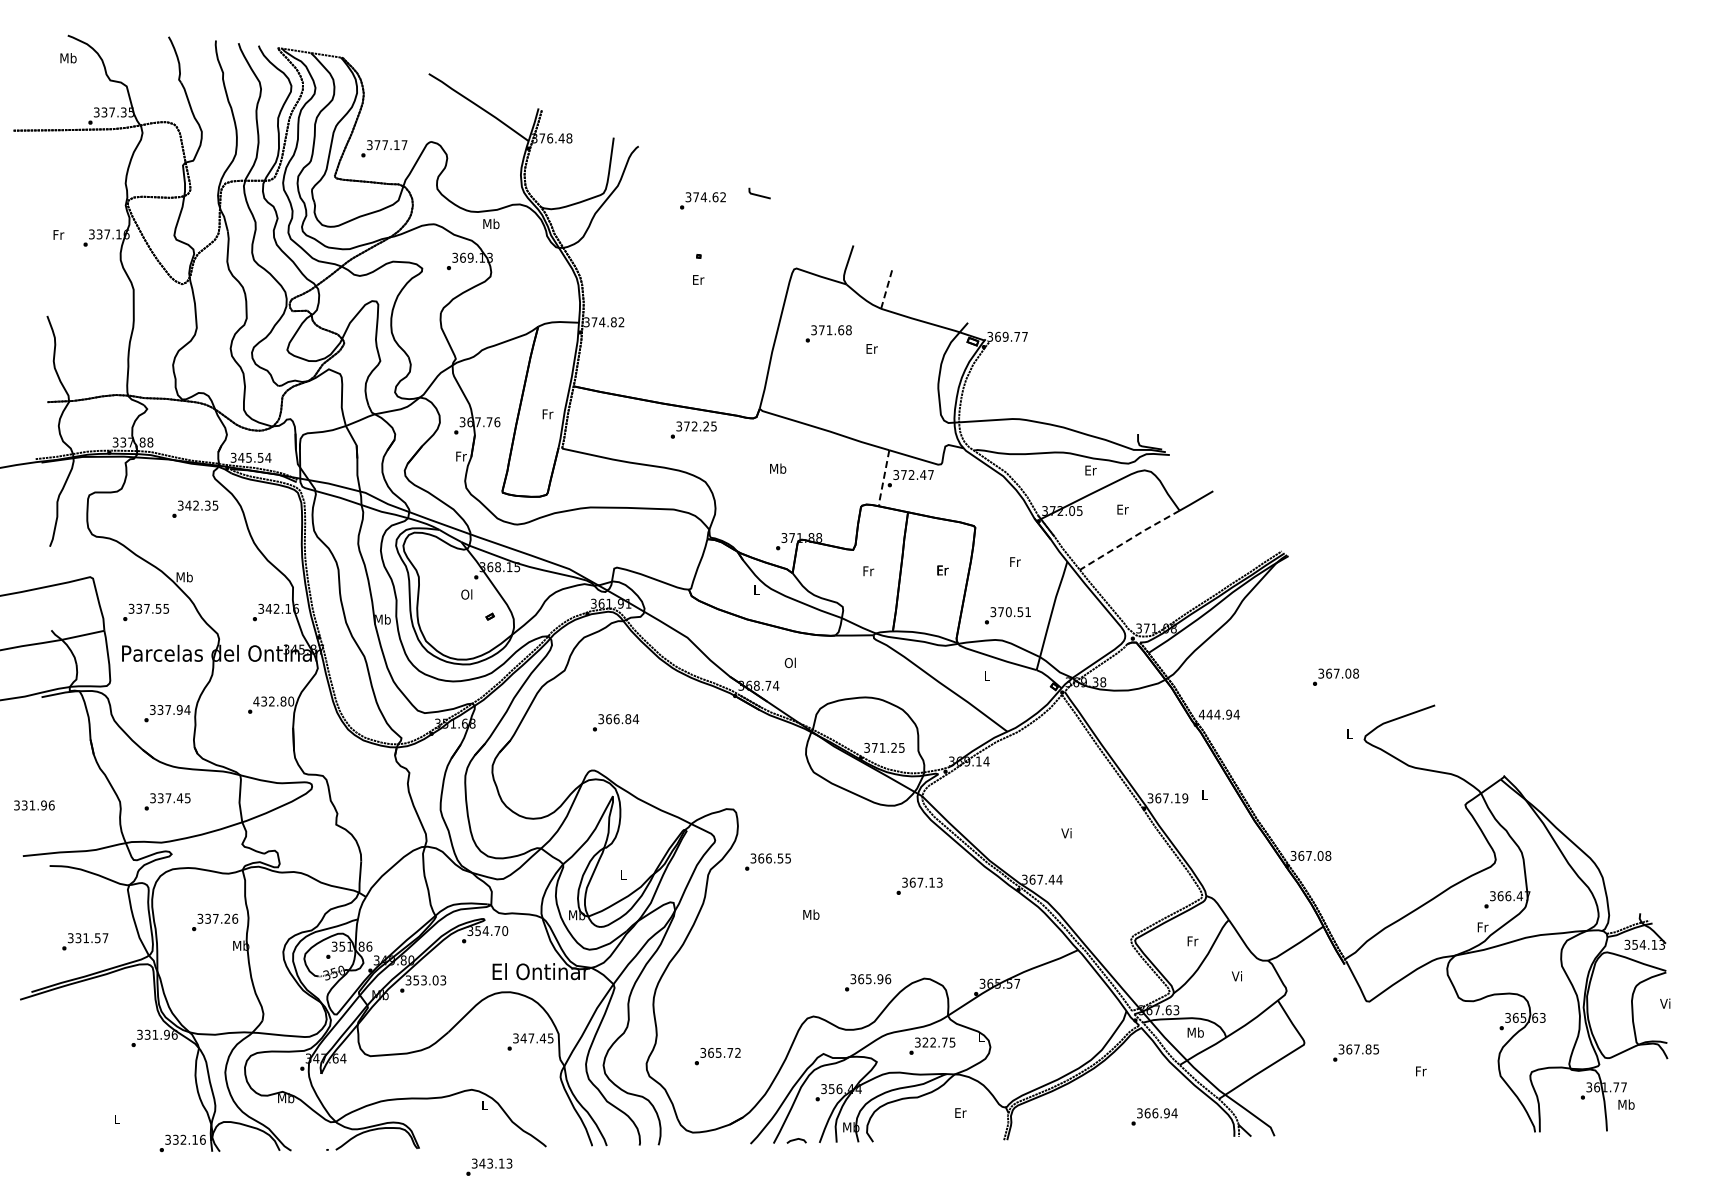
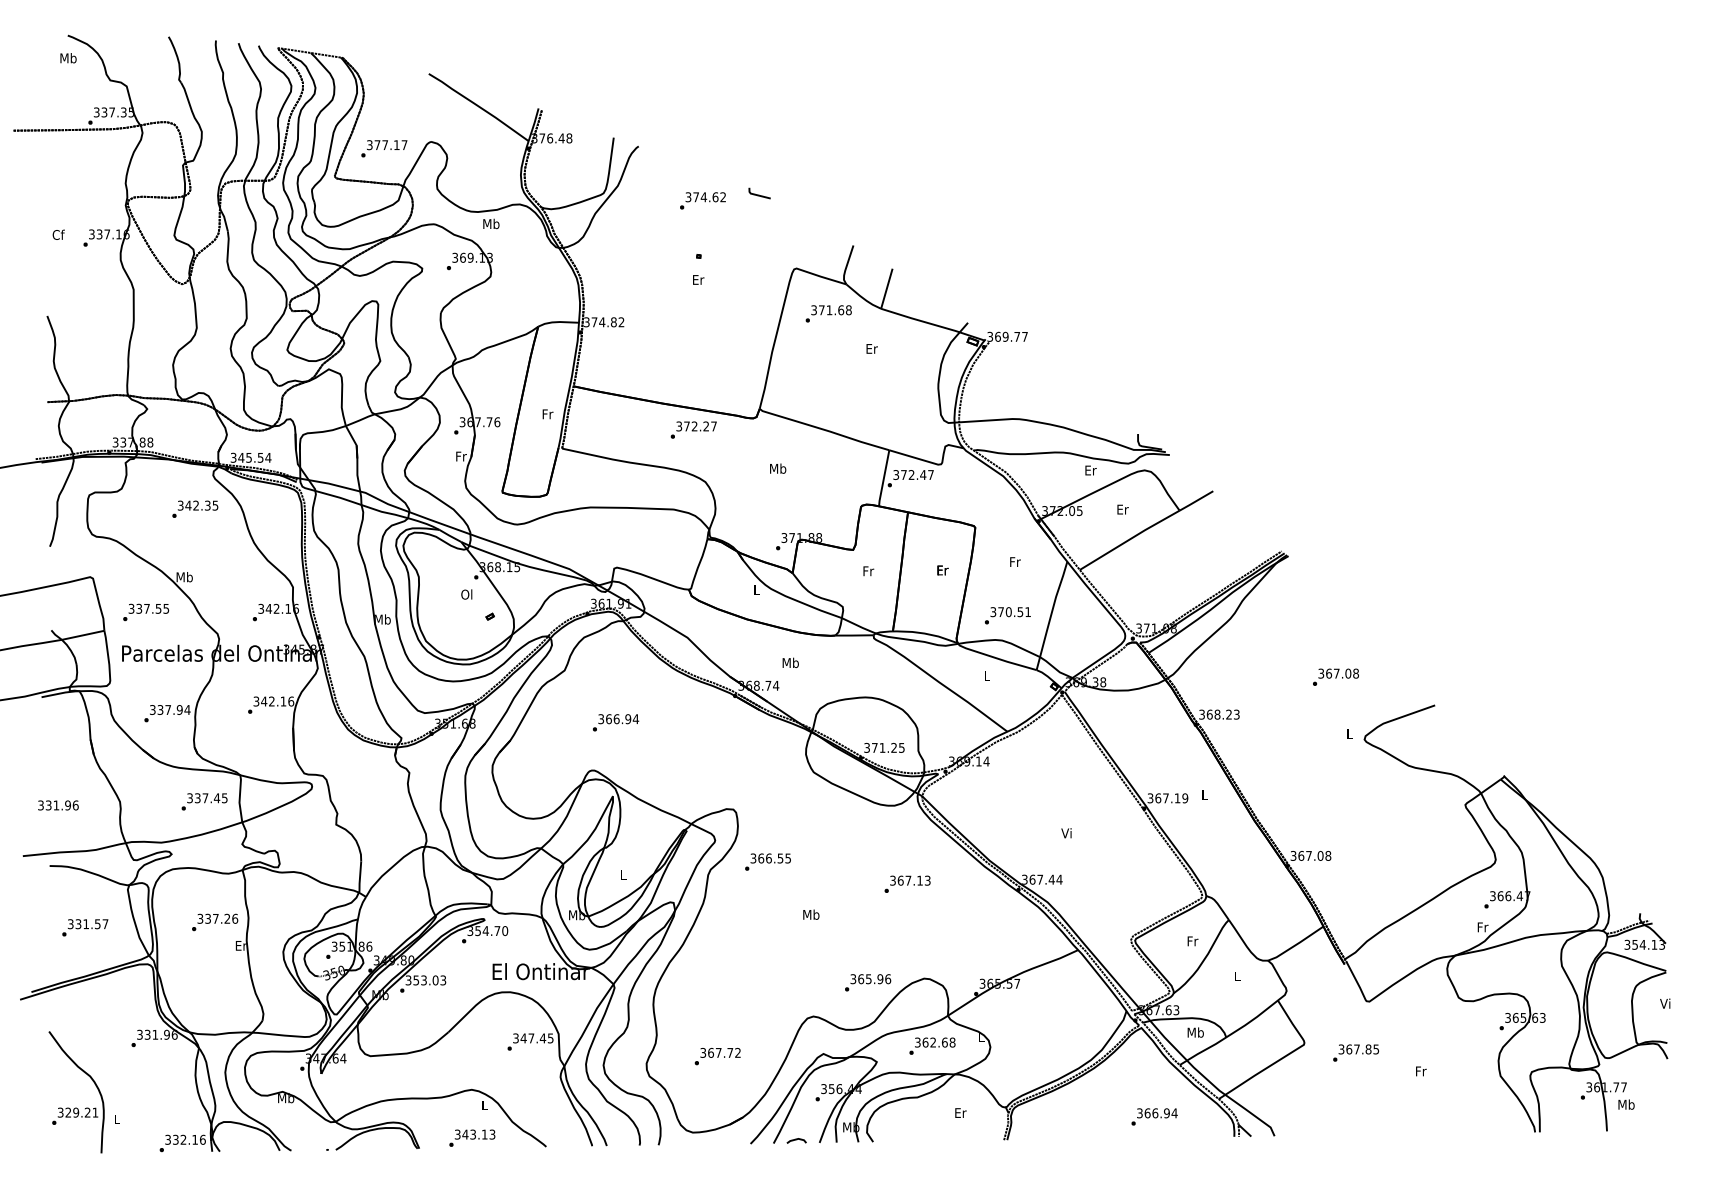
text: Fr -> Cf (58, 234)
line: dashed -> solid (886, 288)
text position: (828, 333) -> (828, 313) (828, 313)
text: 372.25 -> 372.27 (713, 426)
line: dashed -> solid (883, 479)
line: dashed -> solid (1129, 539)
text: Ol -> Mb (790, 662)
text: 432.80 -> 342.16 (273, 701)
text: 444.94 -> 368.23 (1218, 714)
text: 366.84 -> 366.94 (628, 719)
text position: (167, 801) -> (204, 801) (204, 801)
text position: (34, 805) -> (58, 805) (58, 805)
text position: (919, 885) -> (907, 883) (907, 883)
text position: (85, 941) -> (85, 927) (85, 927)
text: Mb -> Er (241, 945)
text: Vi -> L (1236, 976)
text: 322.75 -> 362.68 (938, 1042)
text: 365.72 -> 367.72 (718, 1052)
part: none -> present (76, 1107)
text position: (489, 1166) -> (472, 1137) (472, 1137)
